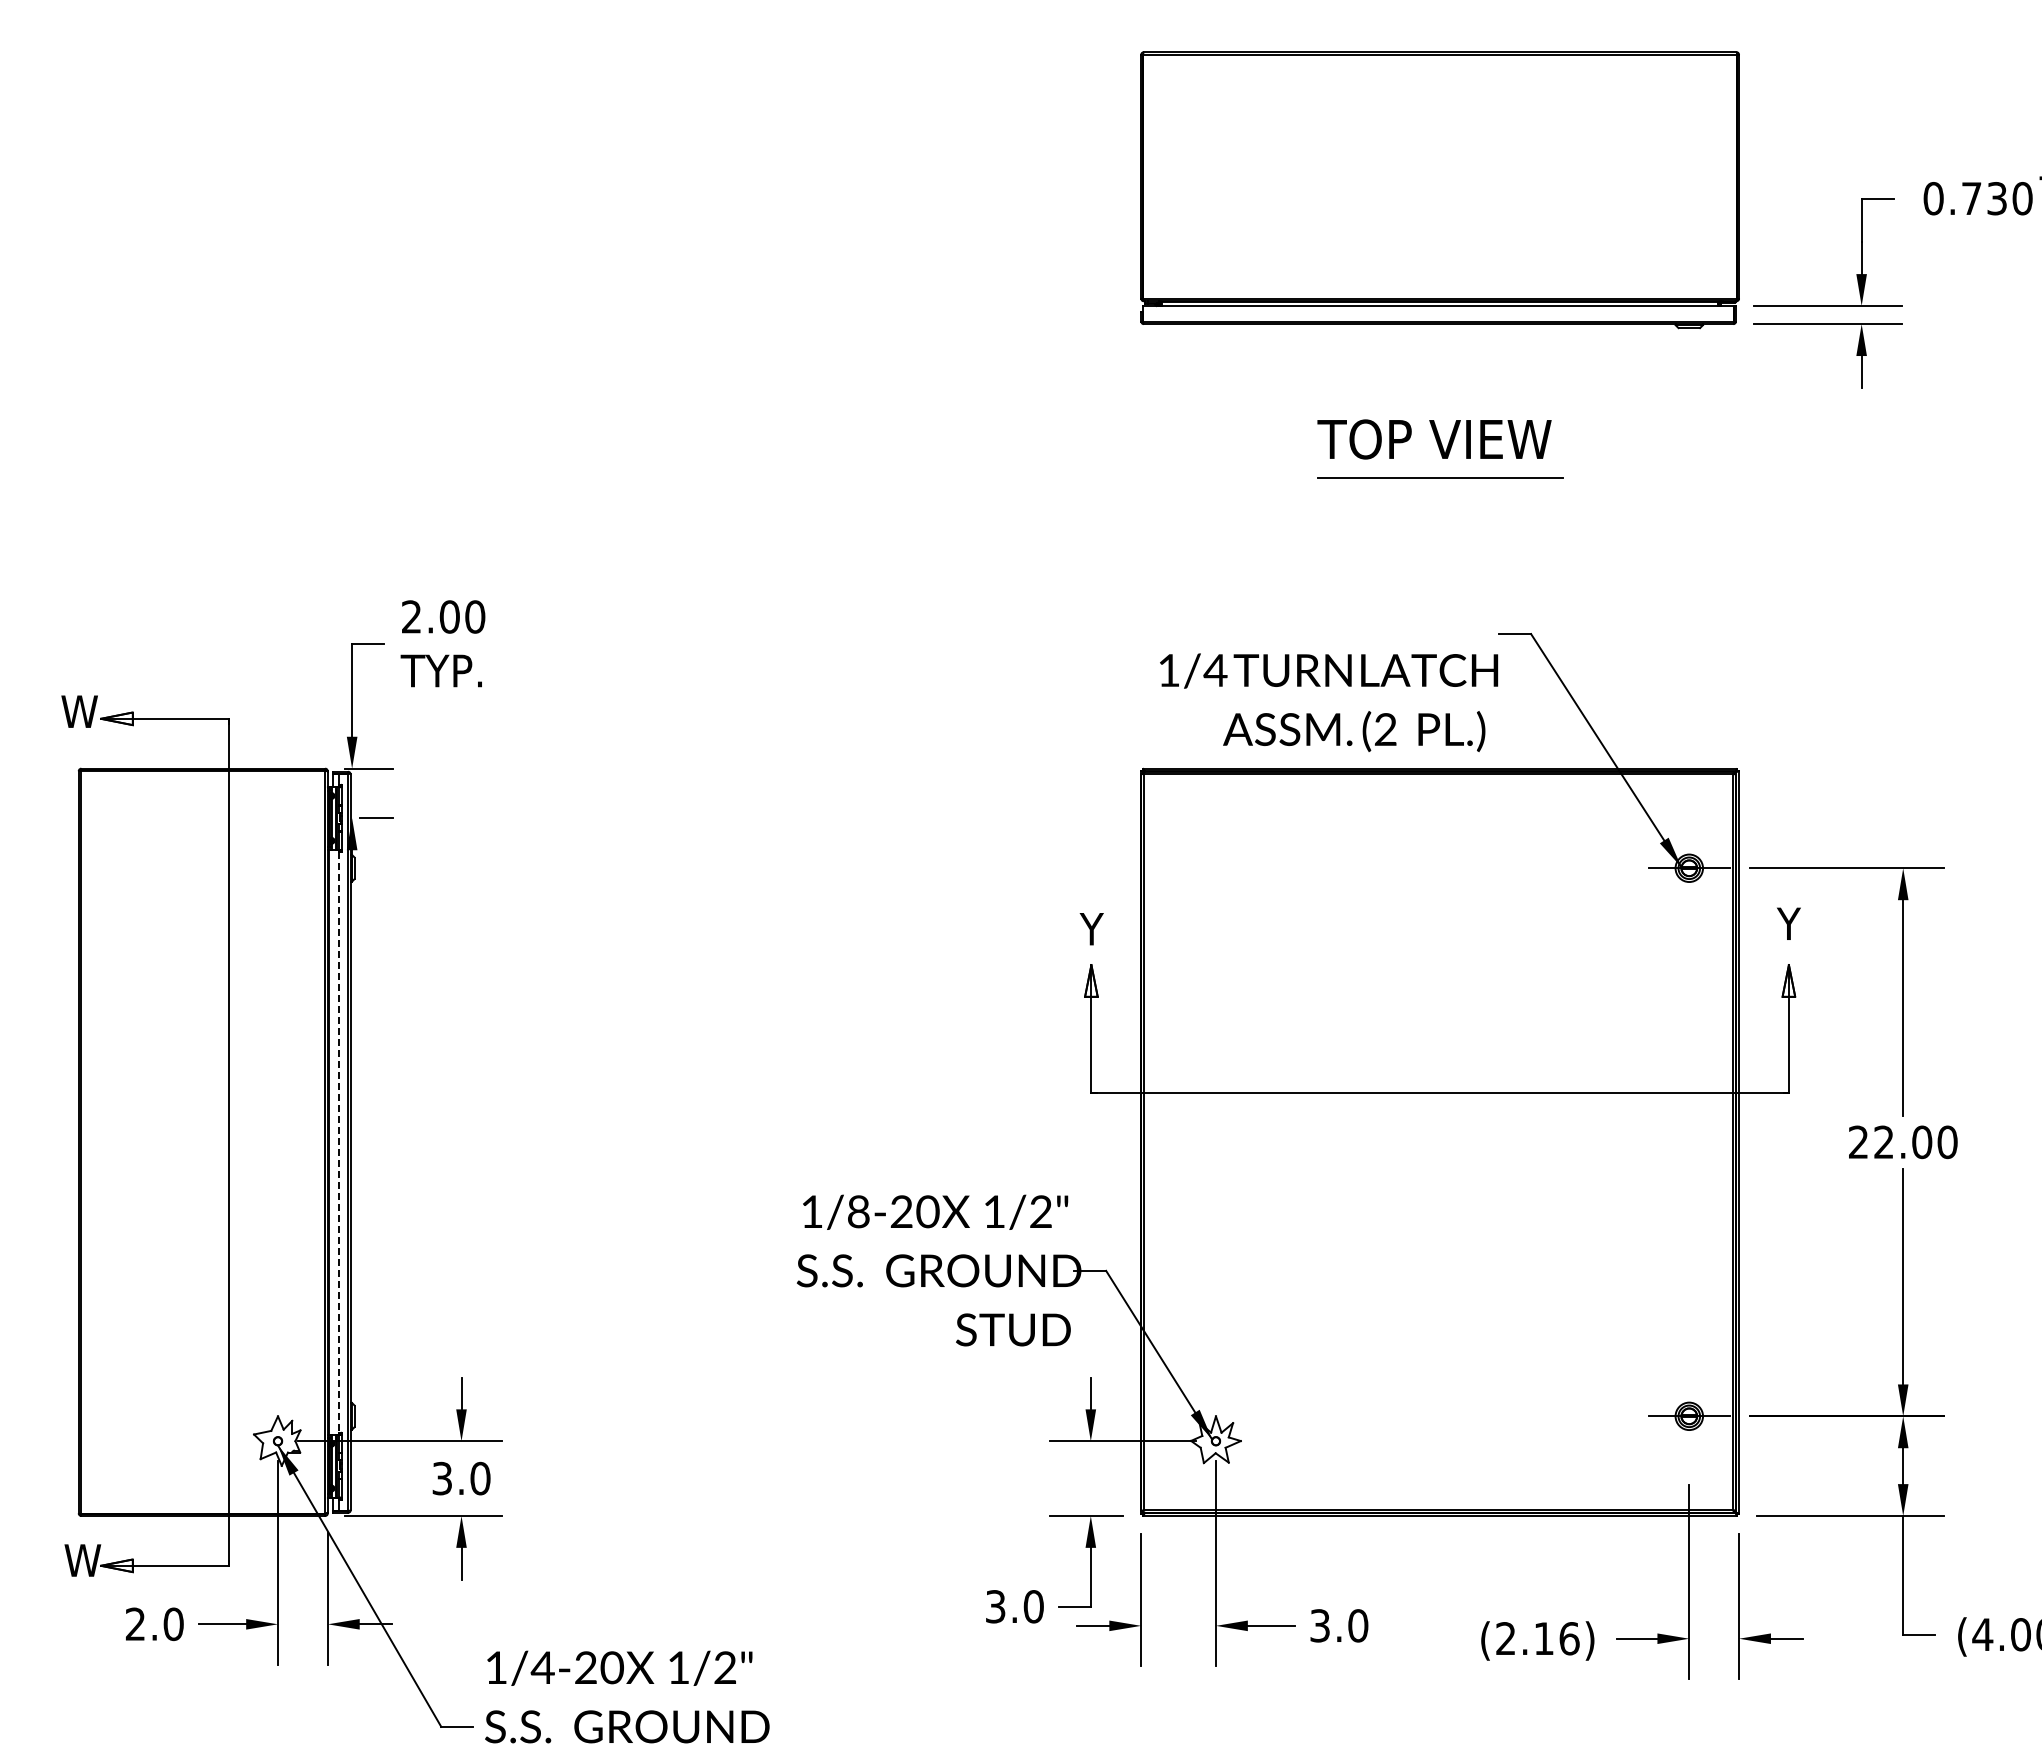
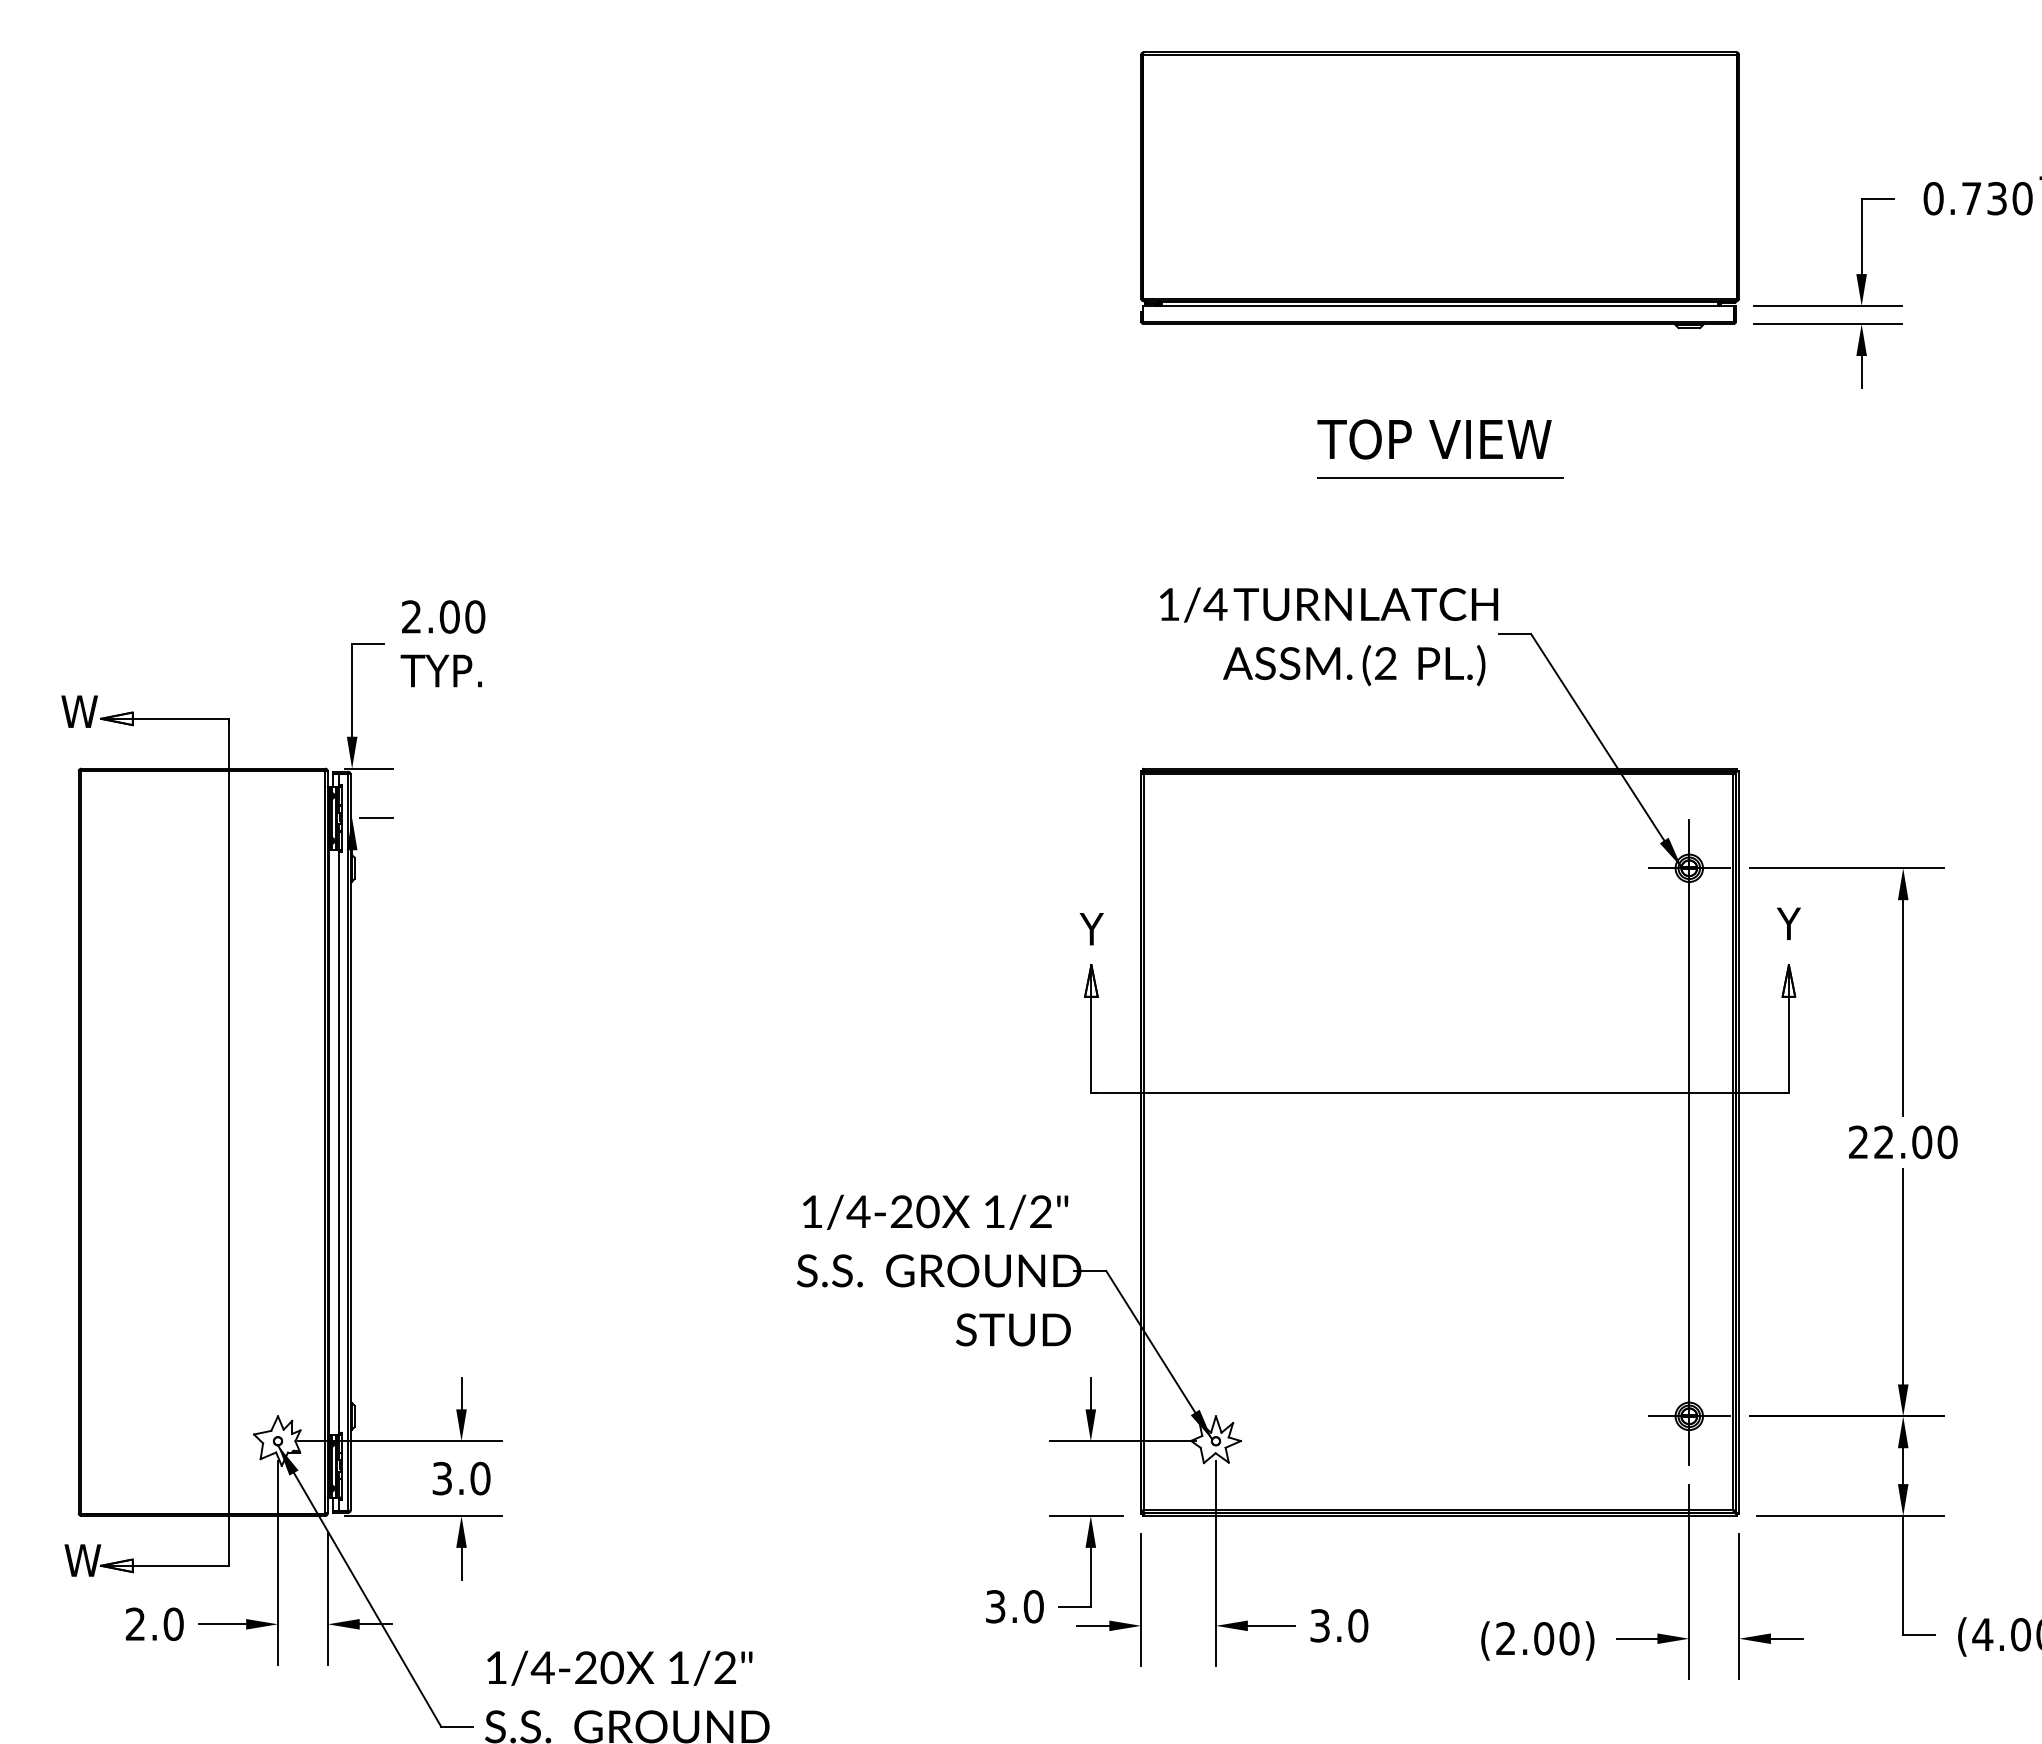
text position: (1329, 702) -> (1329, 636) (1329, 636)
line: none -> present (1689, 1141)
line: dashed -> solid (338, 1142)
text: 1/8-20 -> 1/4-20 (858, 1211)
text: (2.16) -> (2.00) (1556, 1638)
